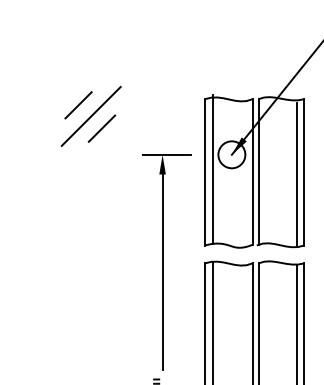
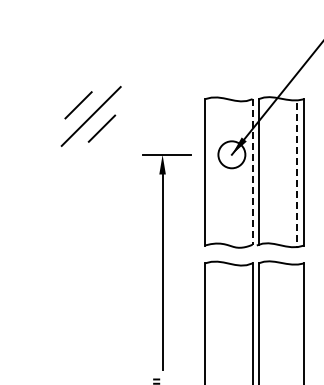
line: present -> none (212, 169)
line: solid -> dashed (252, 172)
line: solid -> dashed (296, 175)
line: present -> none (212, 321)
line: present -> none (296, 322)
